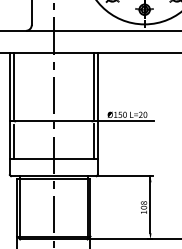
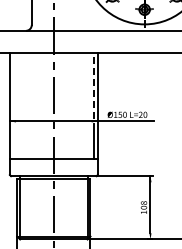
line: present -> none (14, 86)
line: solid -> dashed (93, 86)
line: present -> none (14, 141)
